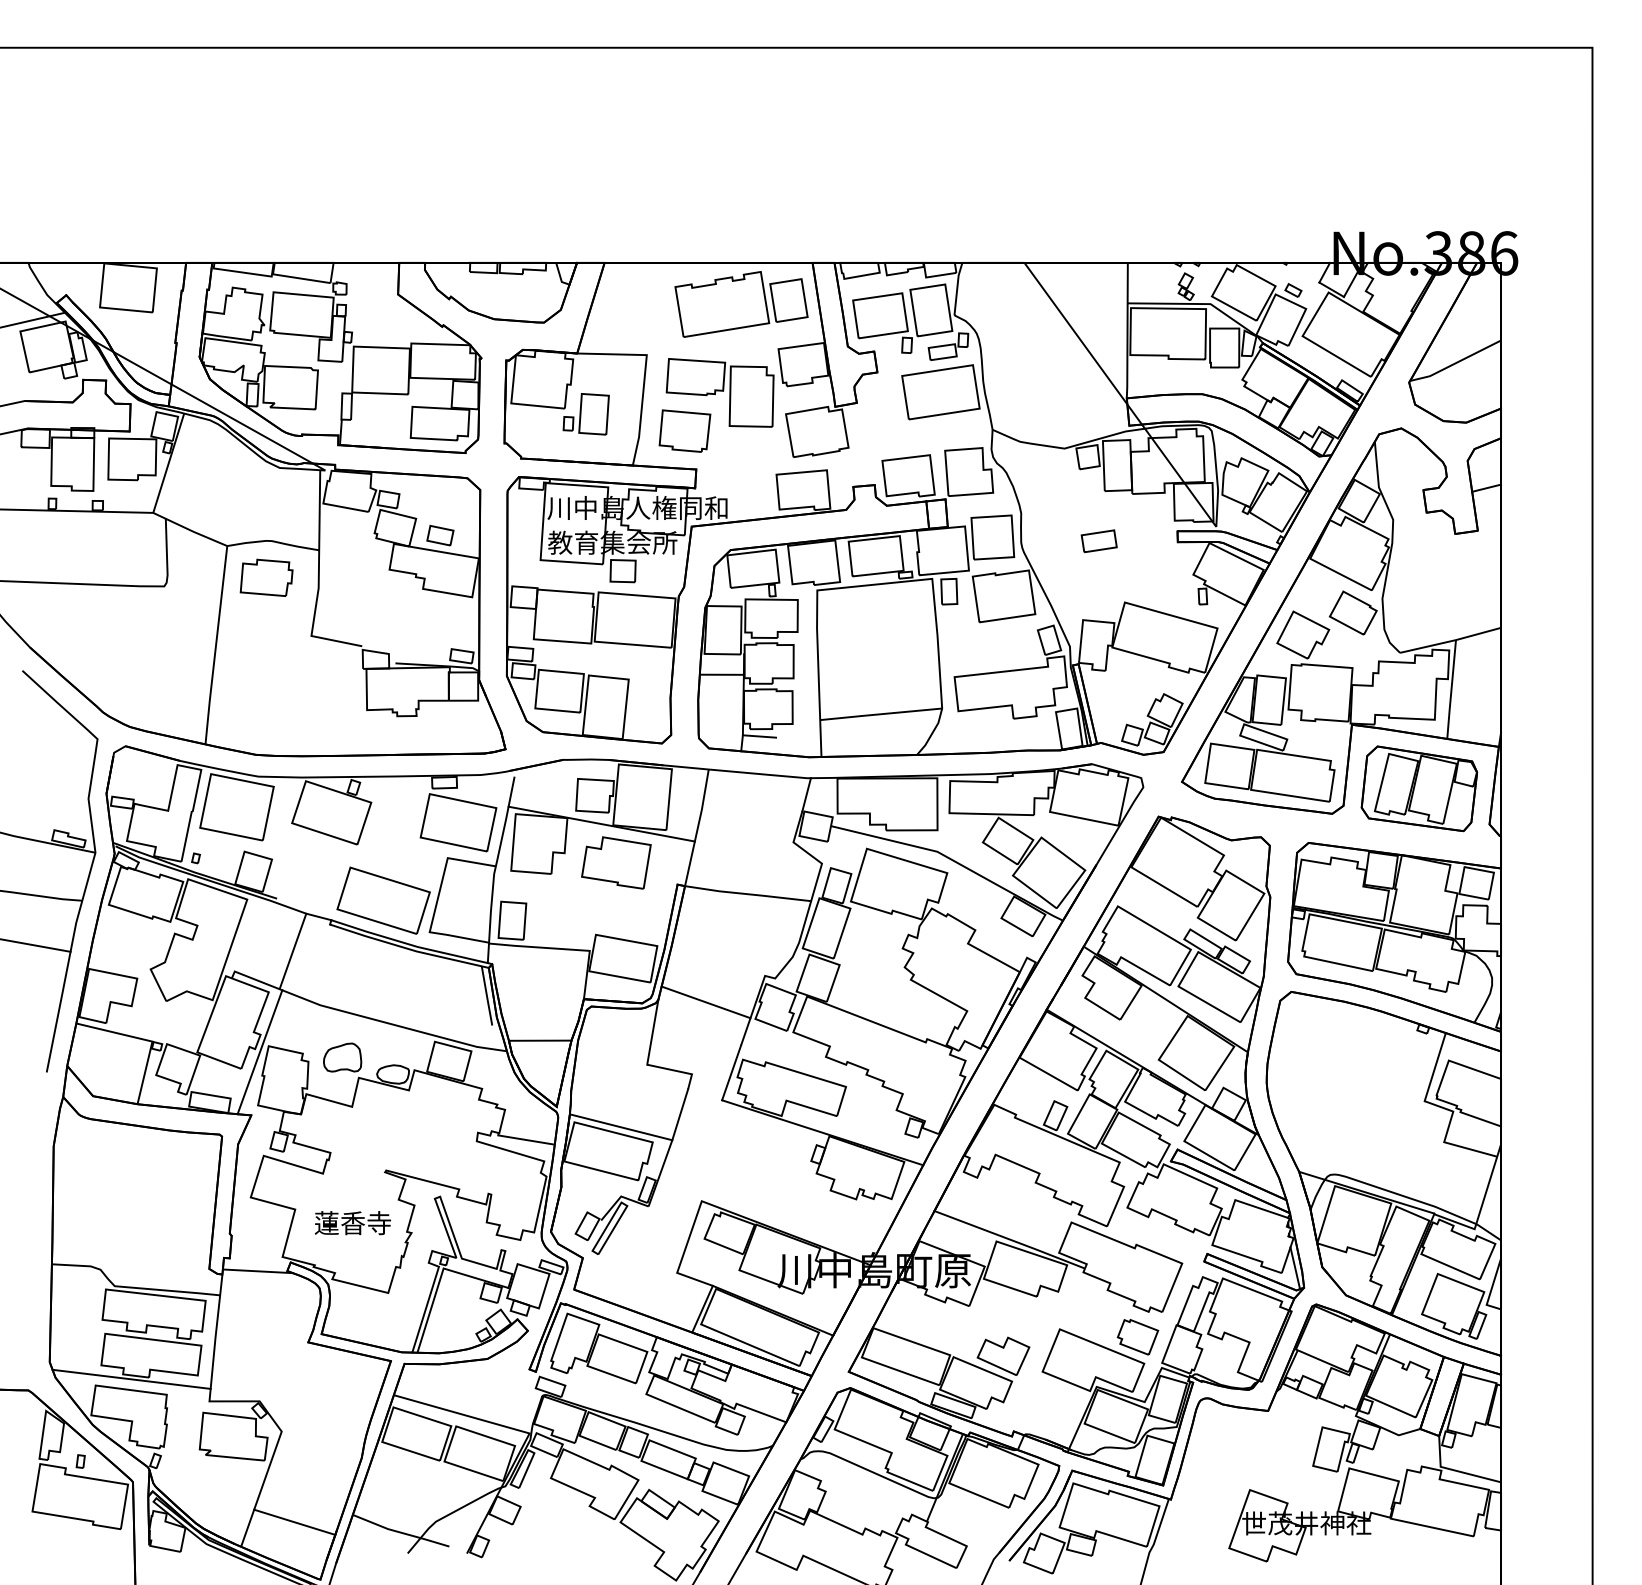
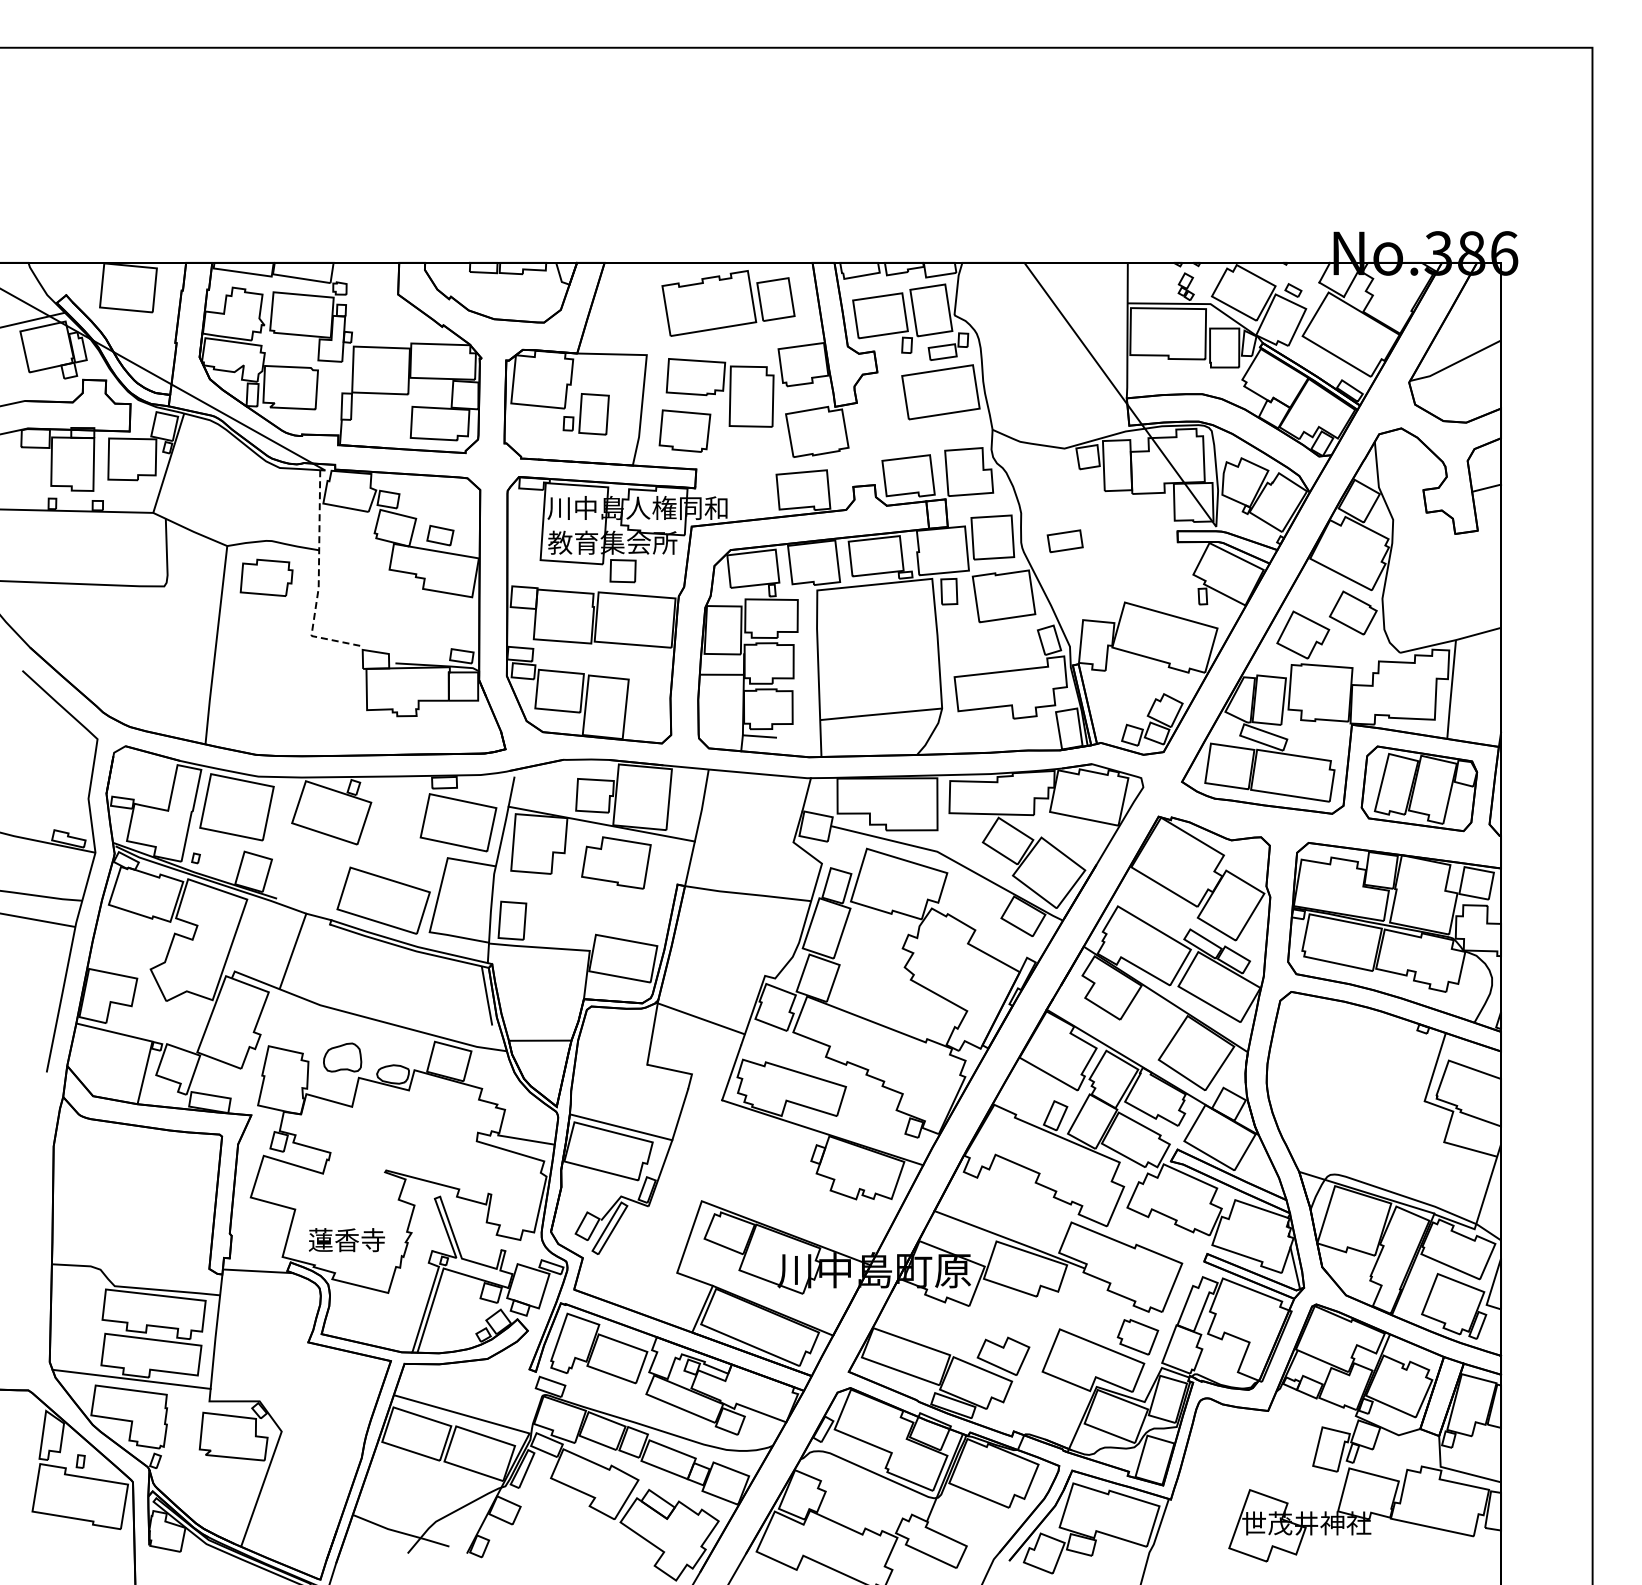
part position: (741, 304) -> (728, 303) (728, 303)
part position: (1098, 541) -> (1064, 541) (1064, 541)
line: solid -> dashed (318, 581)
line position: (36, 945) -> (38, 919) (38, 919)
line position: (705, 1002) -> (699, 1018) (699, 1018)
line: present -> none (259, 1052)
text position: (352, 1223) -> (346, 1240) (346, 1240)
line: present -> none (294, 1521)
